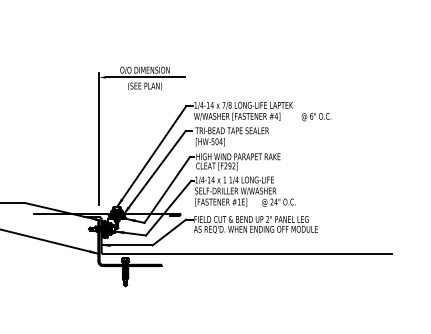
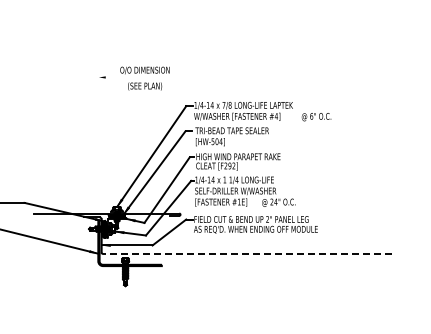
line: present -> none (145, 77)
line: present -> none (98, 138)
line: solid -> dashed (247, 253)
